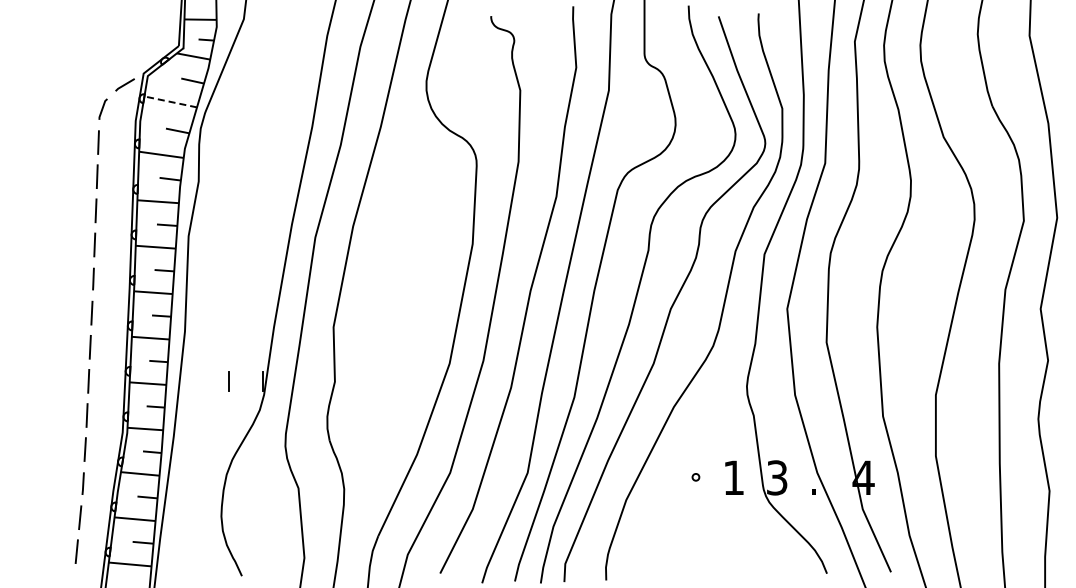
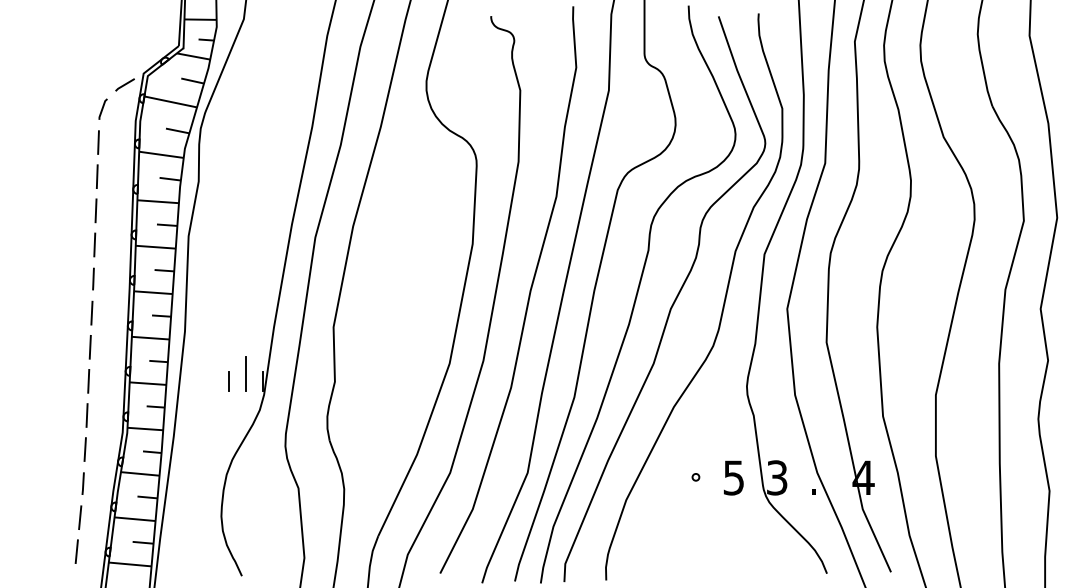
line: dashed -> solid (170, 101)
line: none -> present (245, 374)
text: 1 -> 5 (733, 477)
